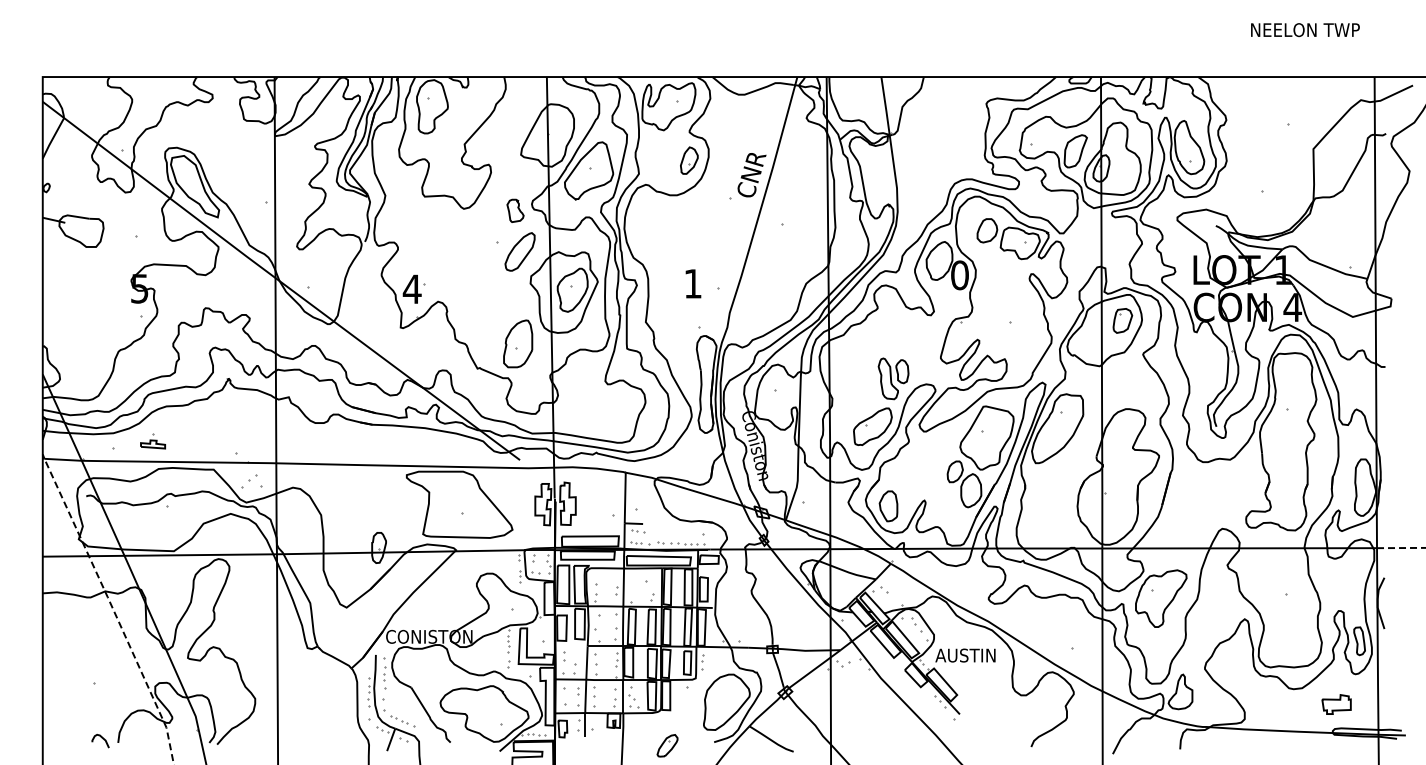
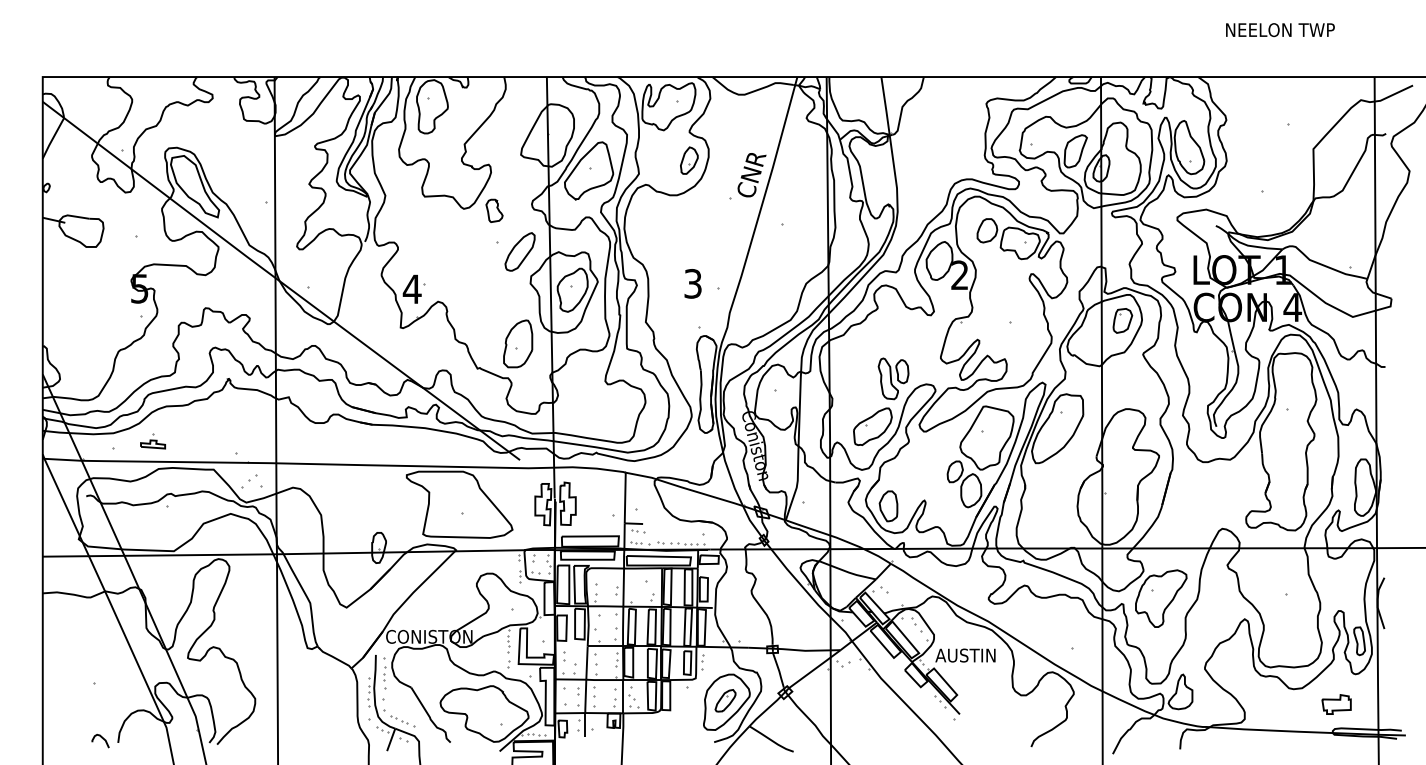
text position: (1305, 30) -> (1280, 30) (1280, 30)
part position: (515, 210) -> (494, 210) (494, 210)
text: 0 -> 2 (959, 275)
text: 1 -> 3 (692, 283)
line: dashed -> solid (1401, 548)
line: dashed -> solid (113, 609)
part position: (667, 745) -> (725, 700) (725, 700)
